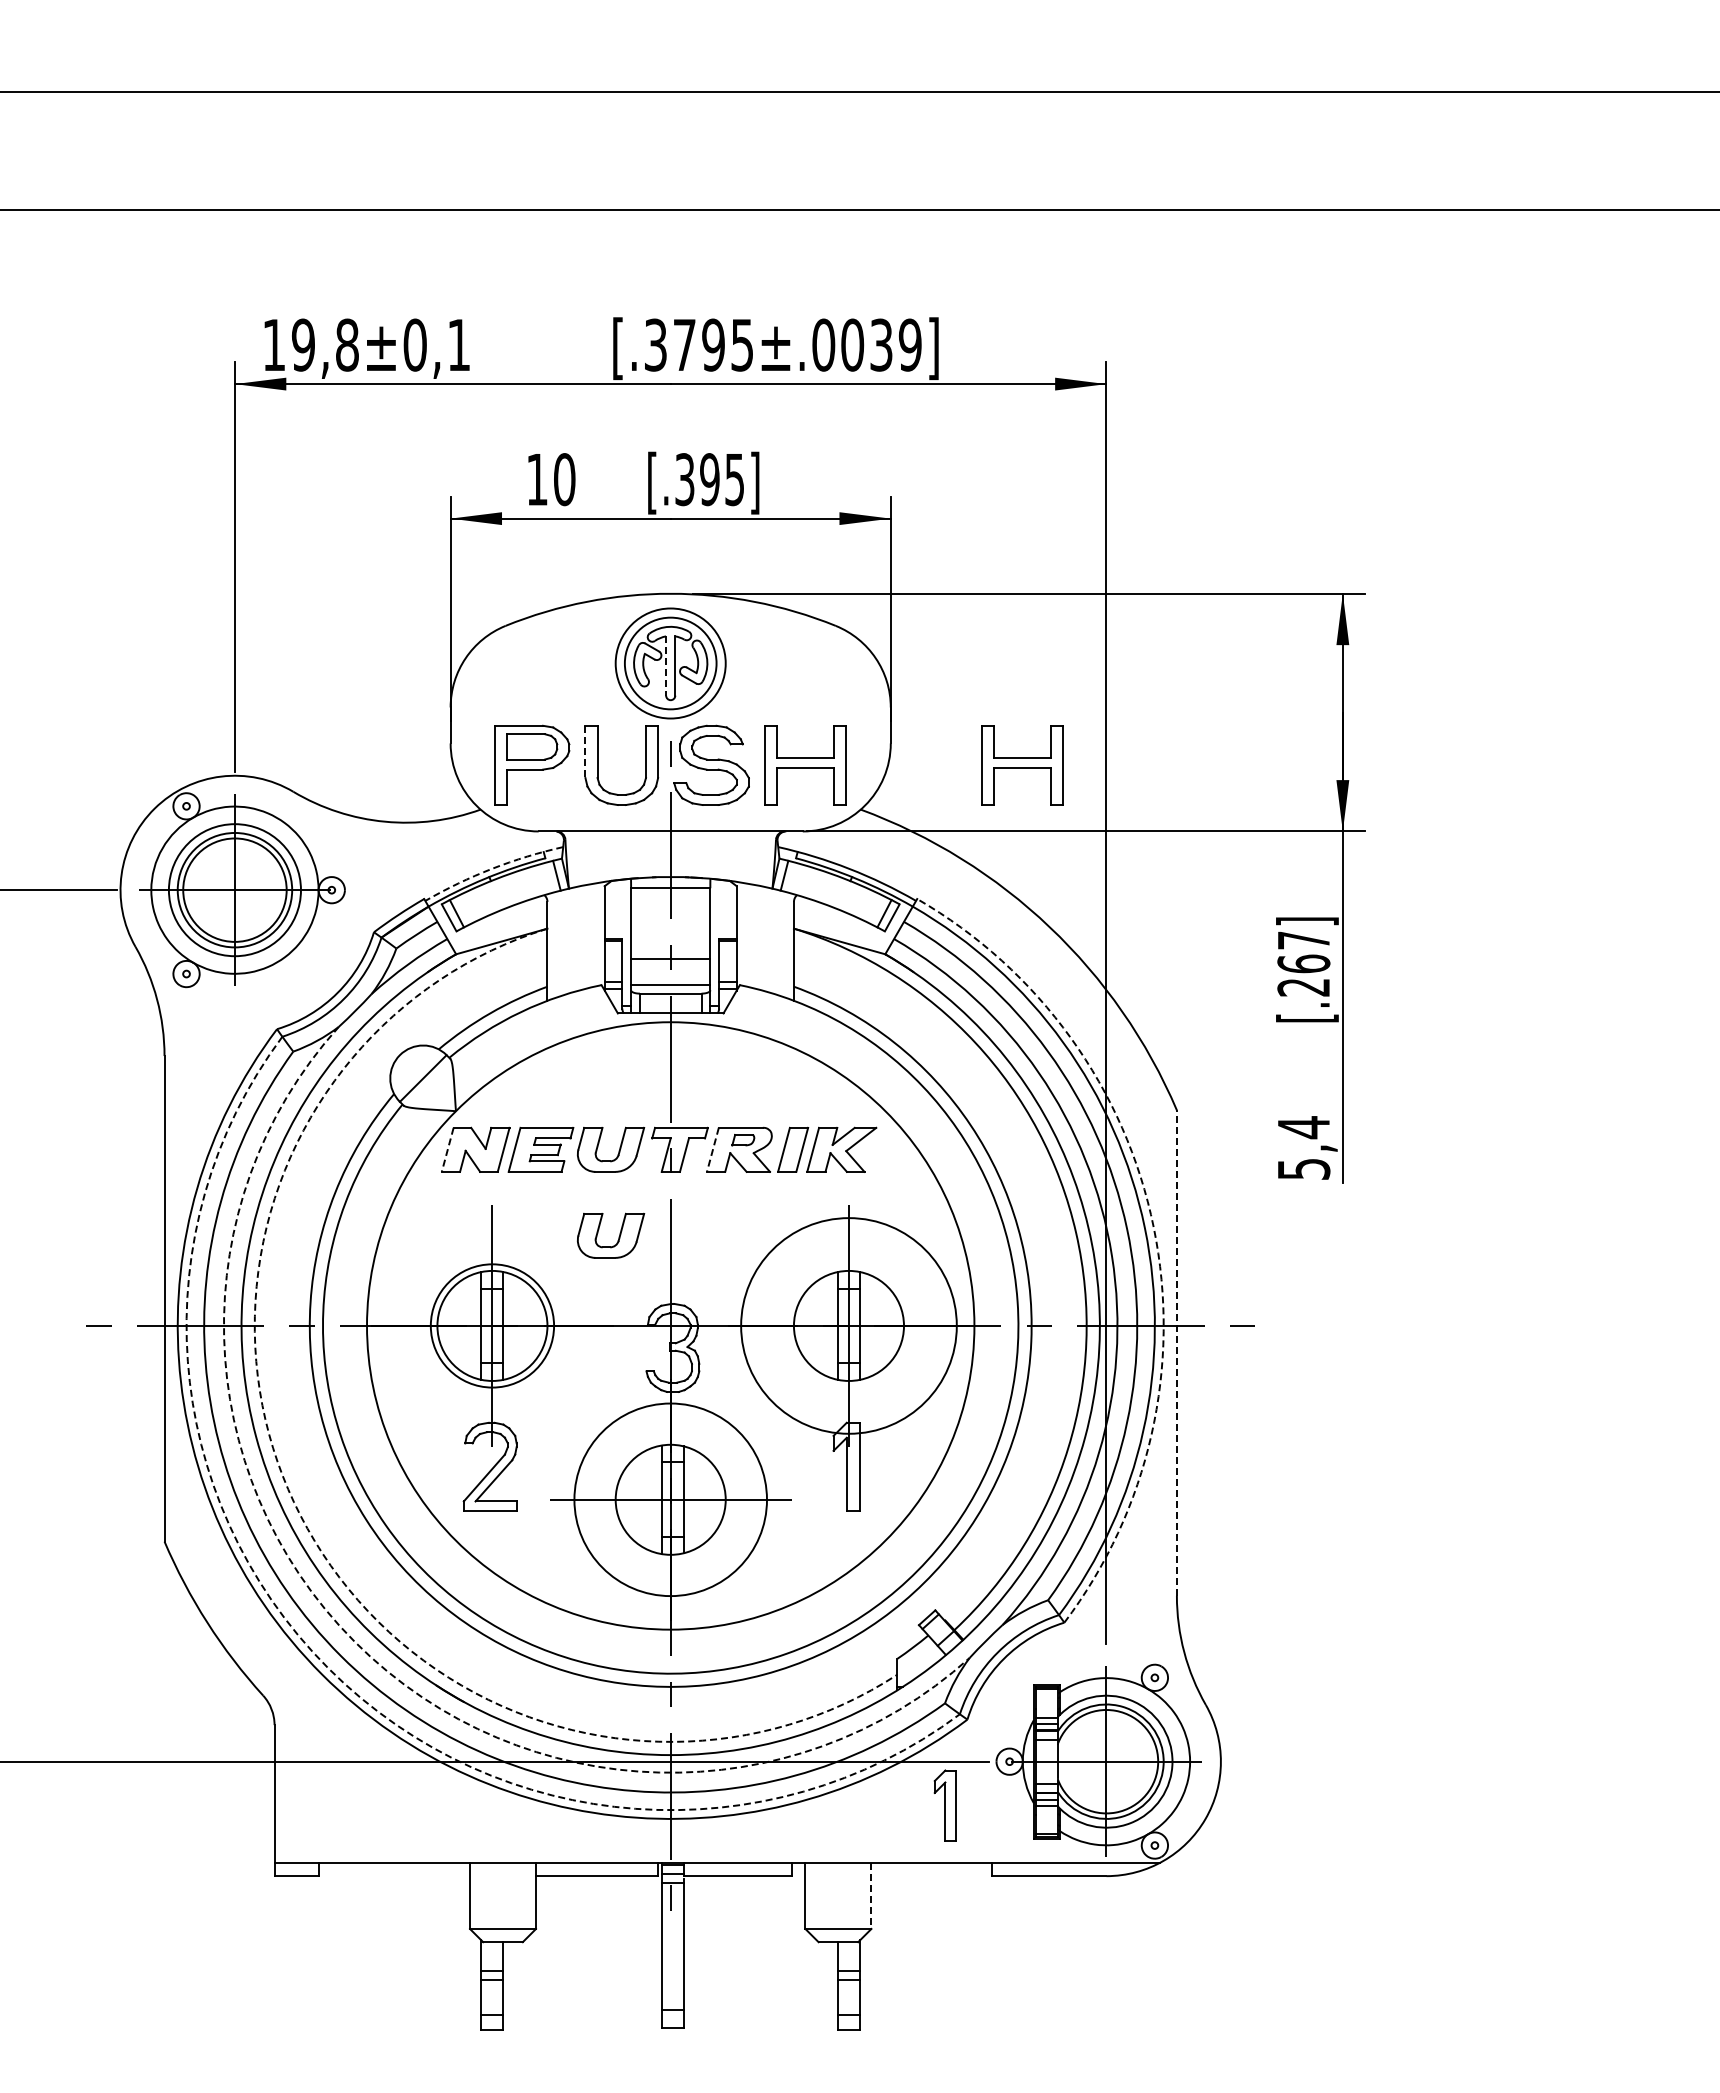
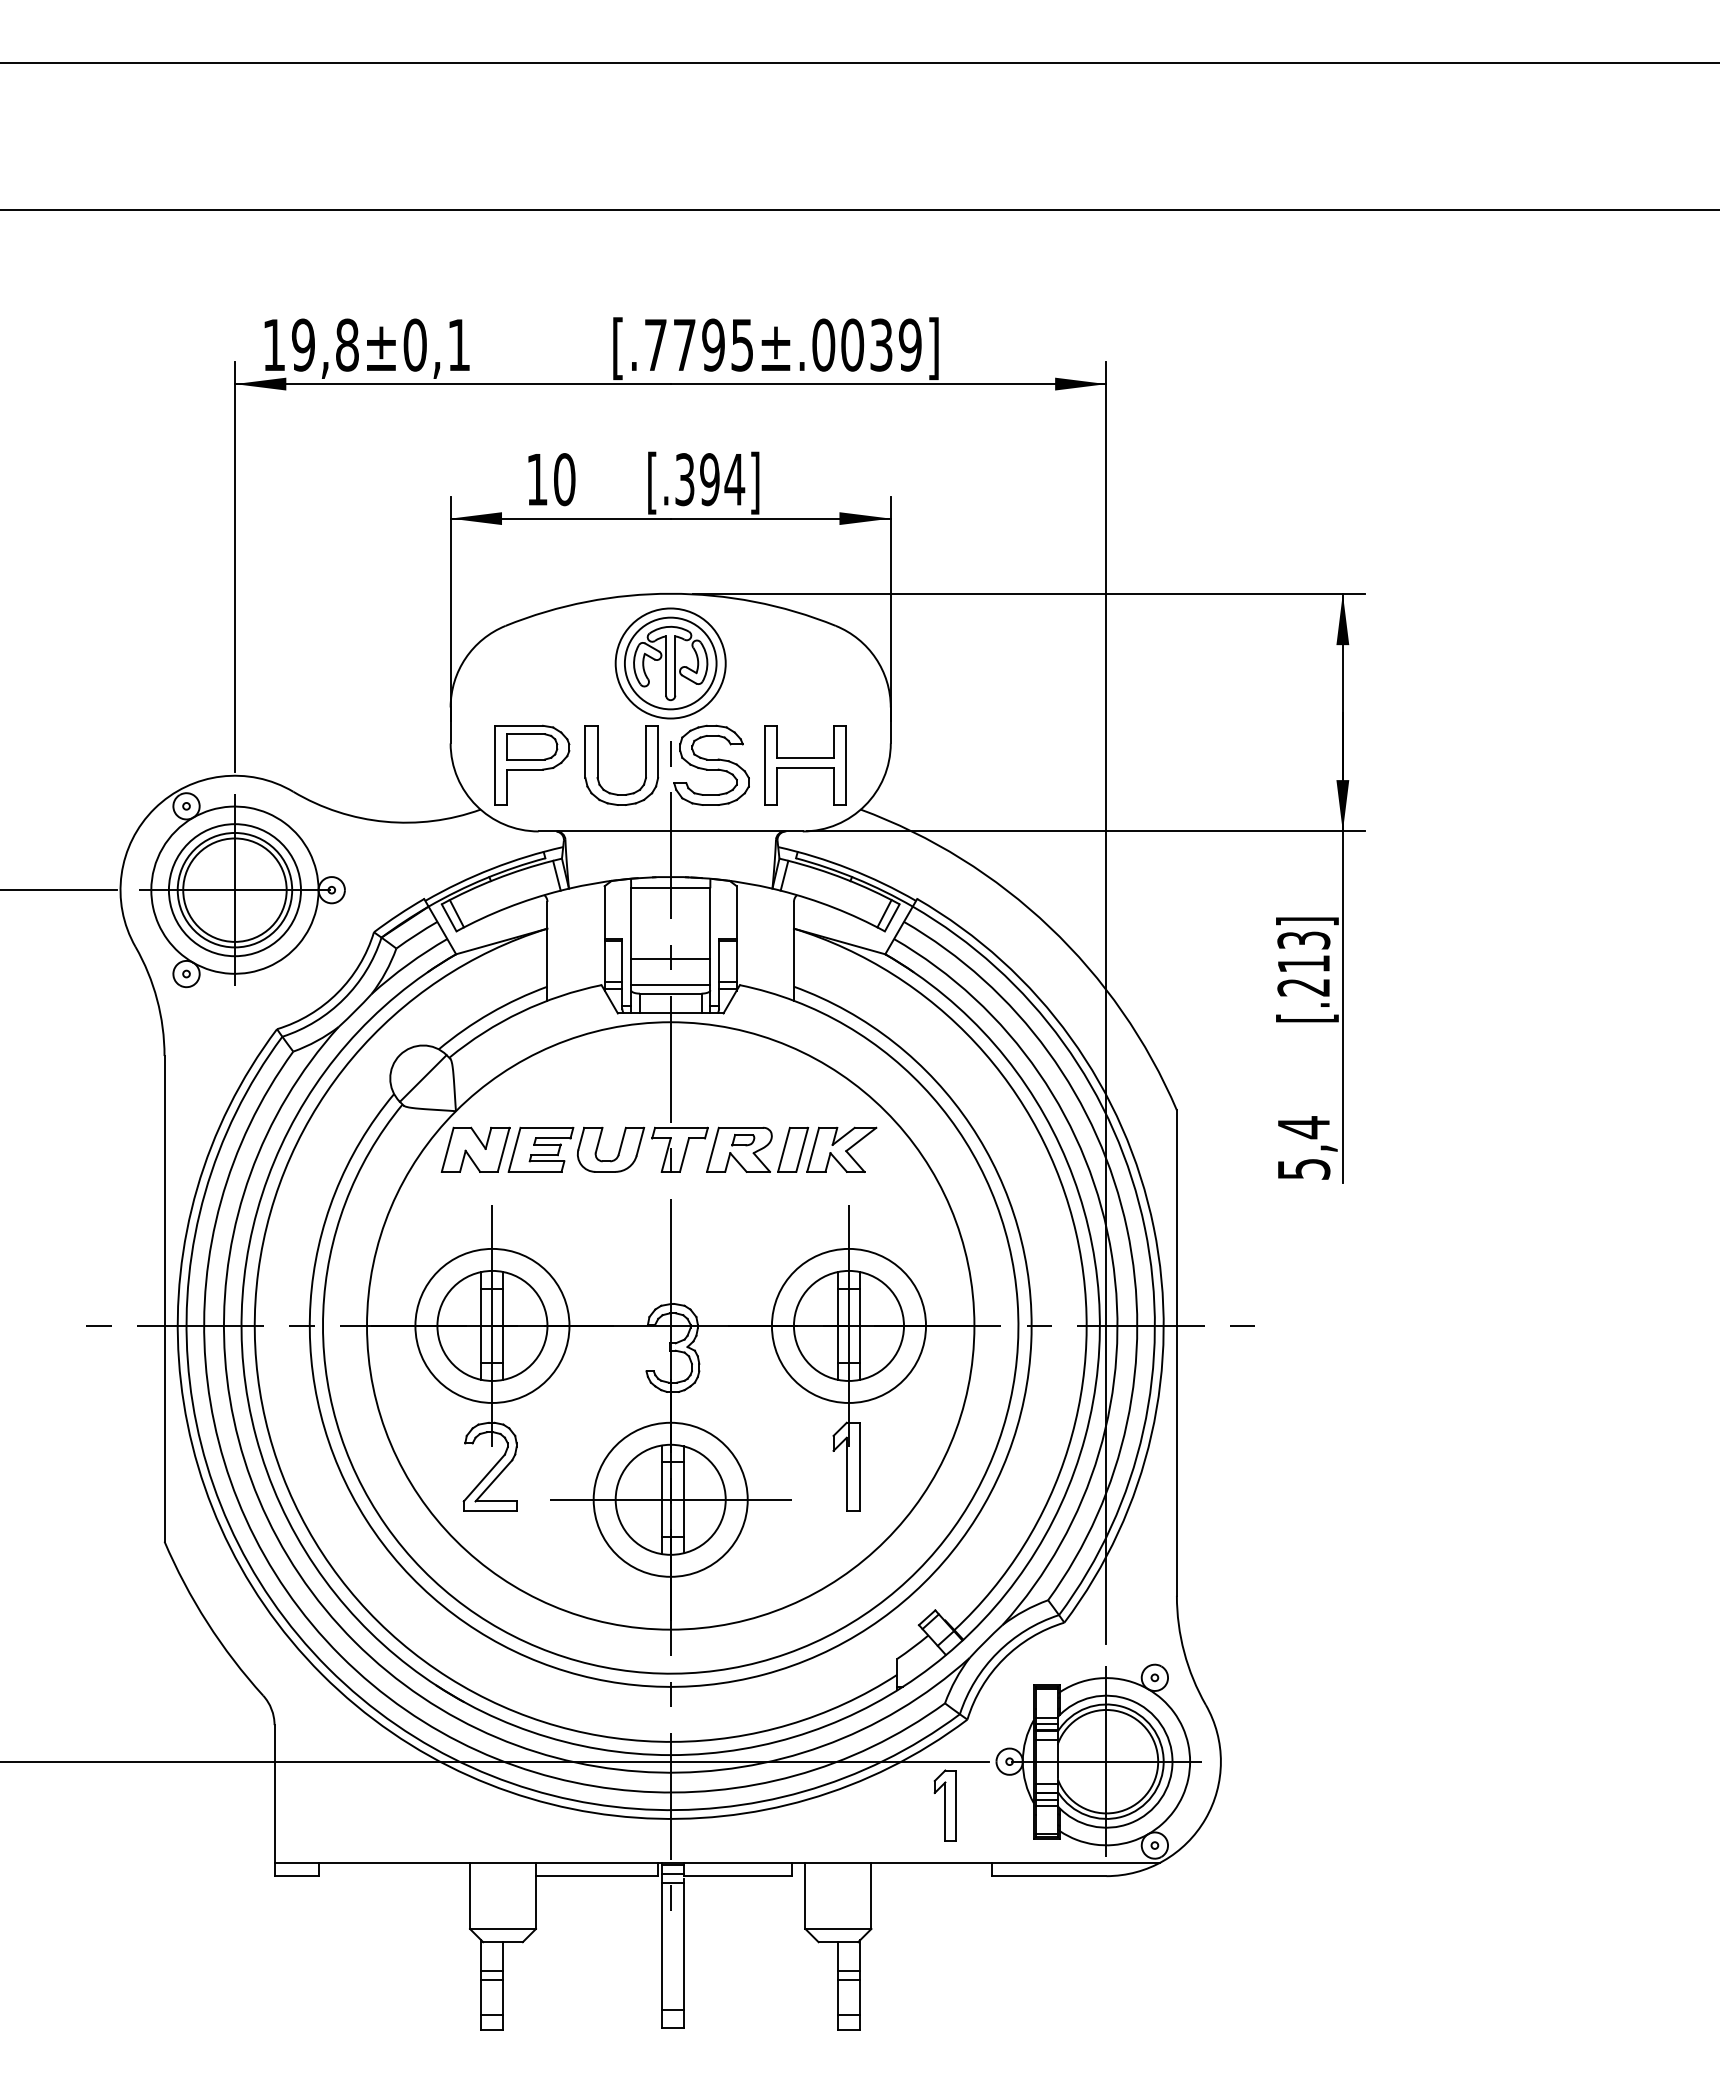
line position: (859, 91) -> (859, 62) (859, 62)
text: [.3795±.0039] -> [.7795±.0039] (655, 344)
text: [.395] -> [.394] (734, 480)
line: dashed -> solid (666, 666)
line: dashed -> solid (585, 752)
part: present -> none (1022, 765)
arc: dashed -> solid (492, 868)
text: [.267] -> [.213] (1303, 952)
line: dashed -> solid (447, 1149)
line: dashed -> solid (712, 1149)
arc: dashed -> solid (1153, 1227)
part: present -> none (618, 1236)
circle diameter: 123 px -> 154 px (492, 1325)
circle diameter: 216 px -> 154 px (848, 1325)
line: dashed -> solid (1176, 1353)
circle diameter: 193 px -> 154 px (670, 1499)
arc: dashed -> solid (294, 1502)
arc: dashed -> solid (354, 1641)
arc: dashed -> solid (328, 1668)
line: dashed -> solid (871, 1896)
